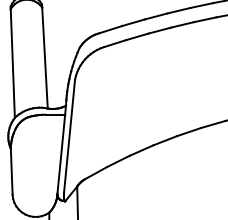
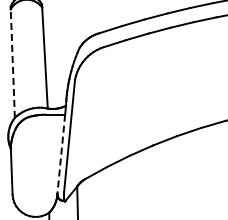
line: solid -> dashed (12, 63)
line: solid -> dashed (61, 154)
